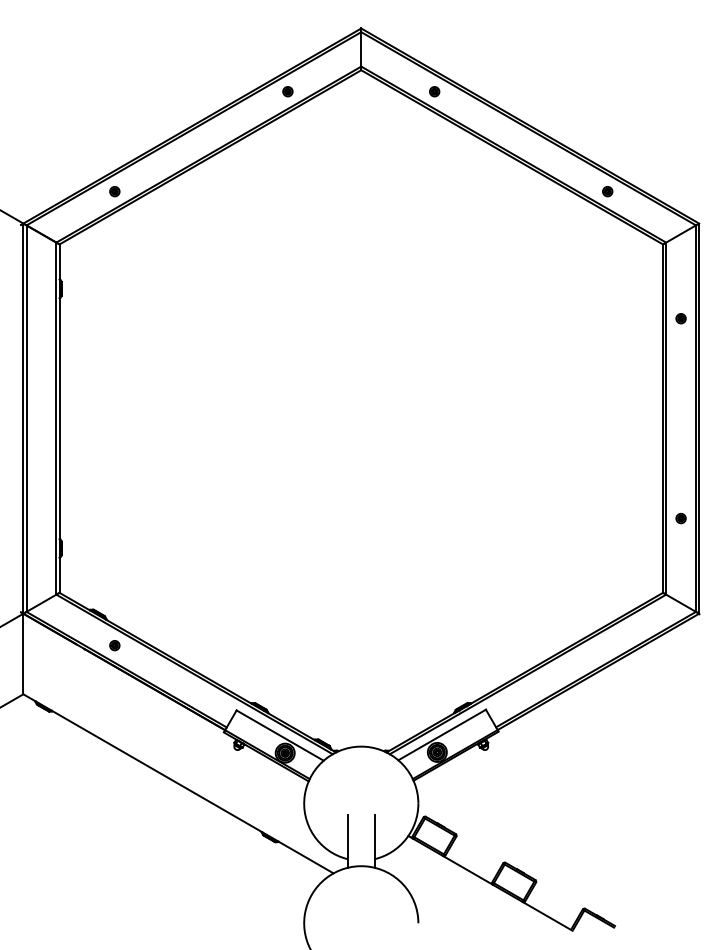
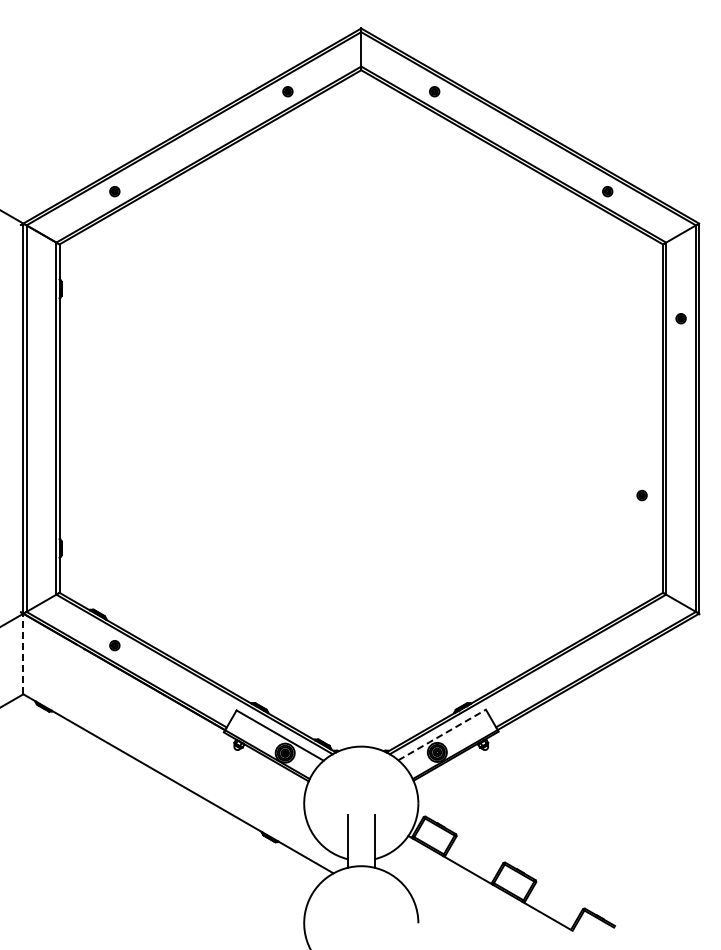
part position: (680, 518) -> (641, 495) (641, 495)
line: solid -> dashed (23, 653)
line: solid -> dashed (442, 735)
